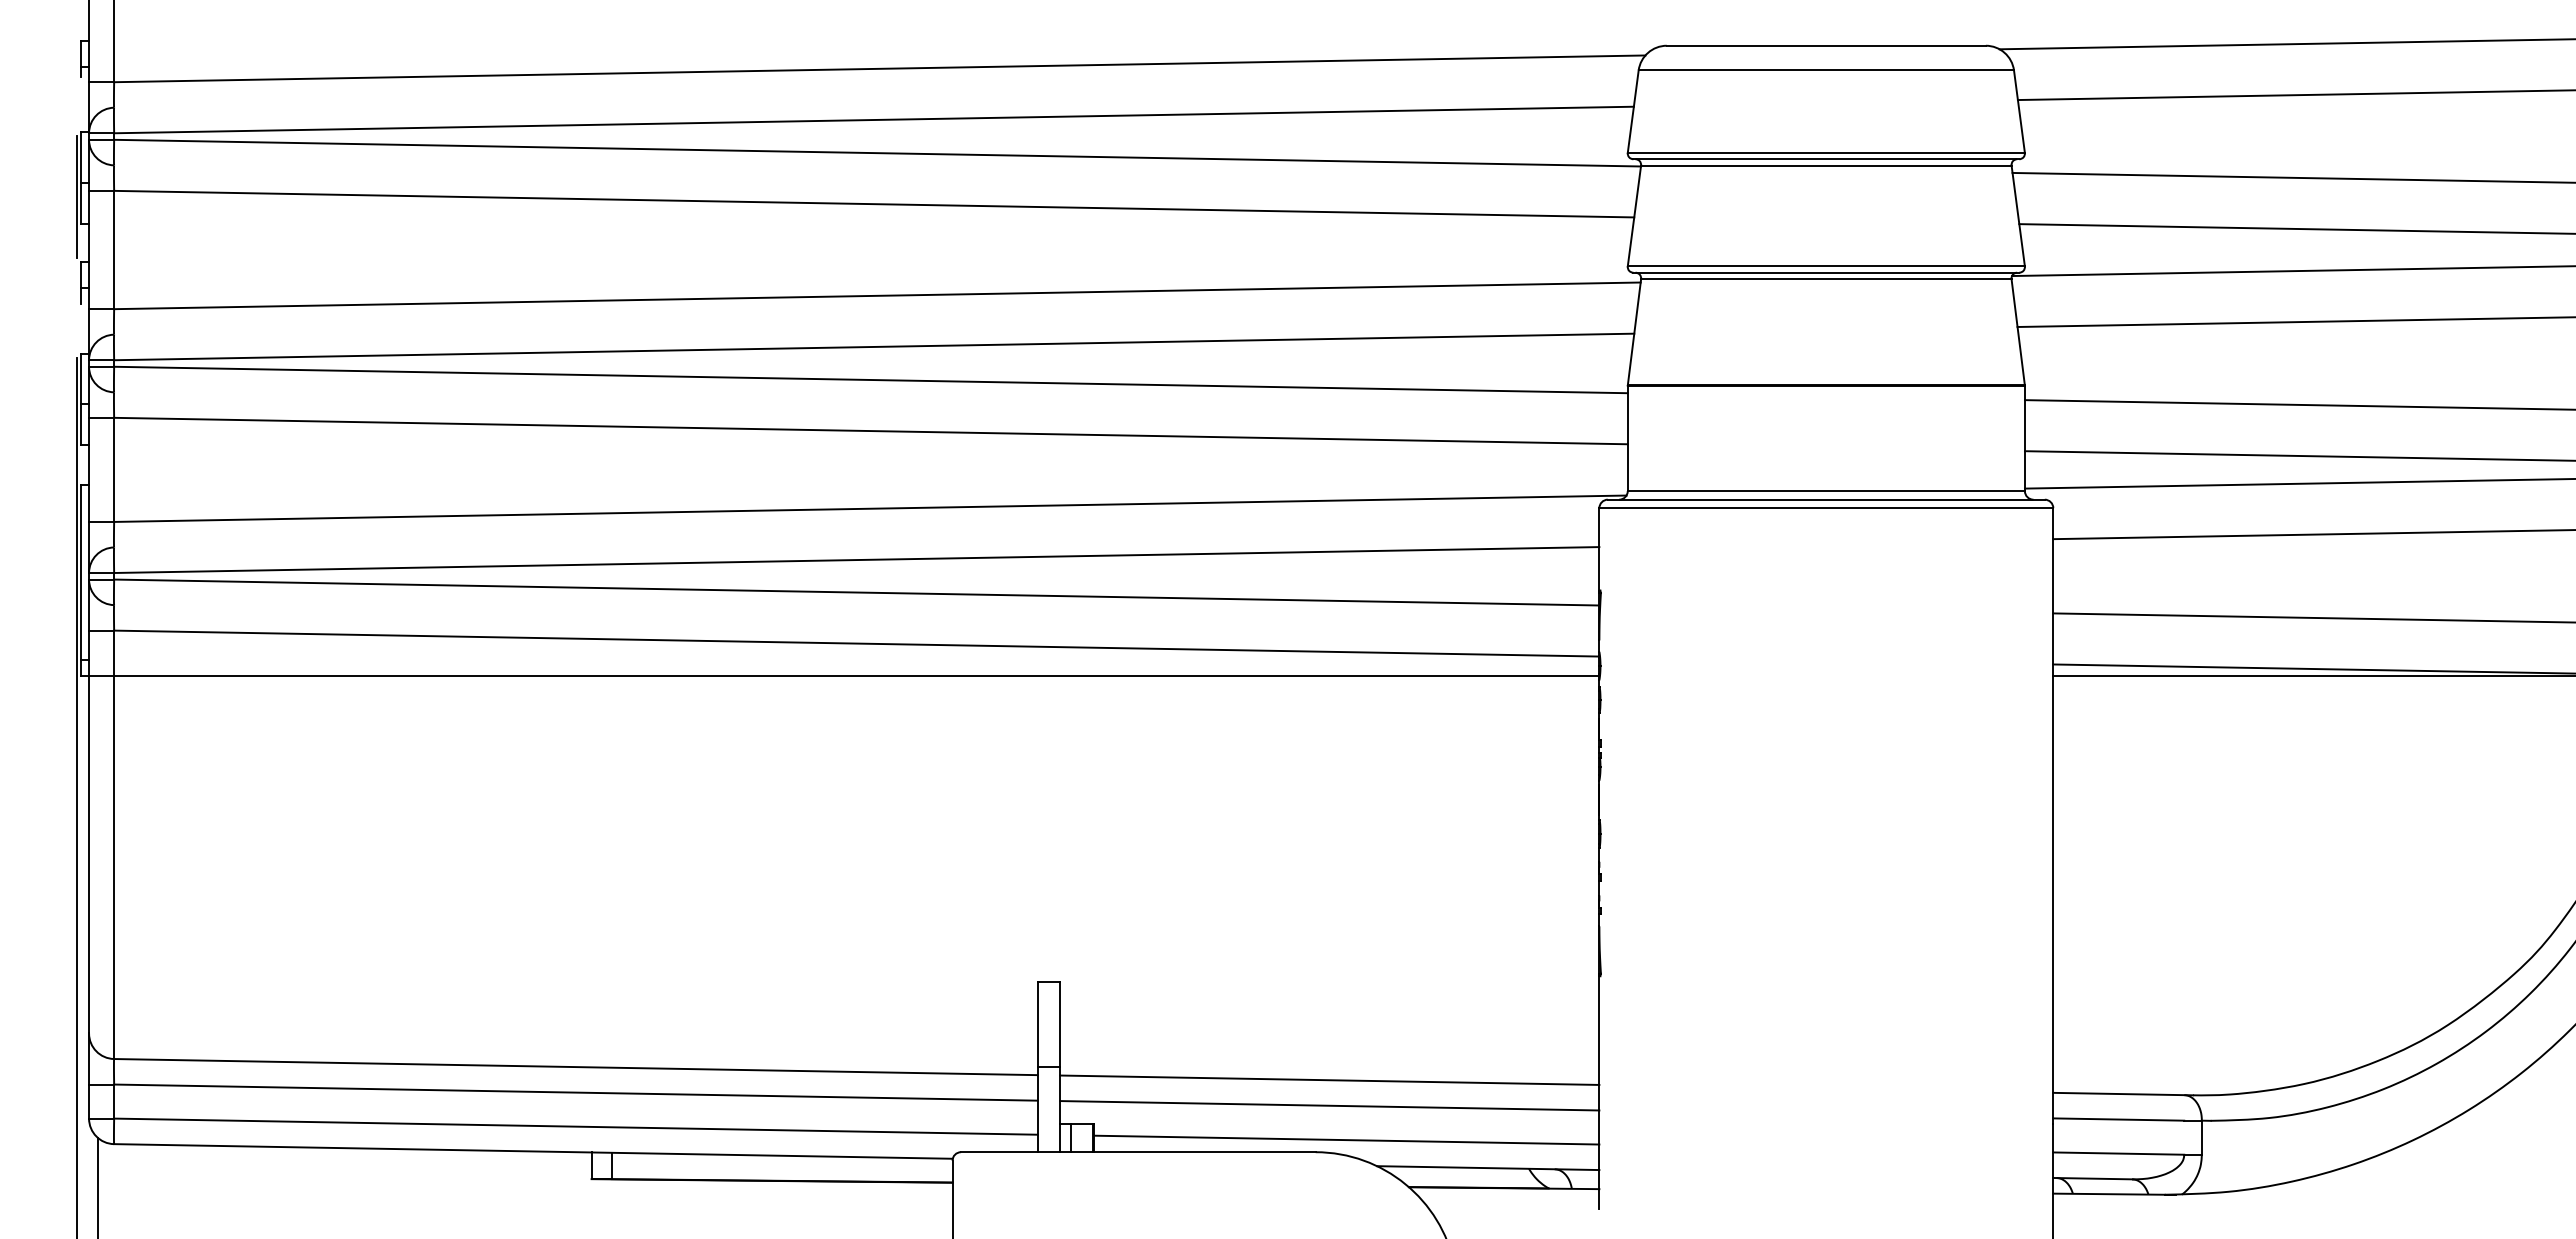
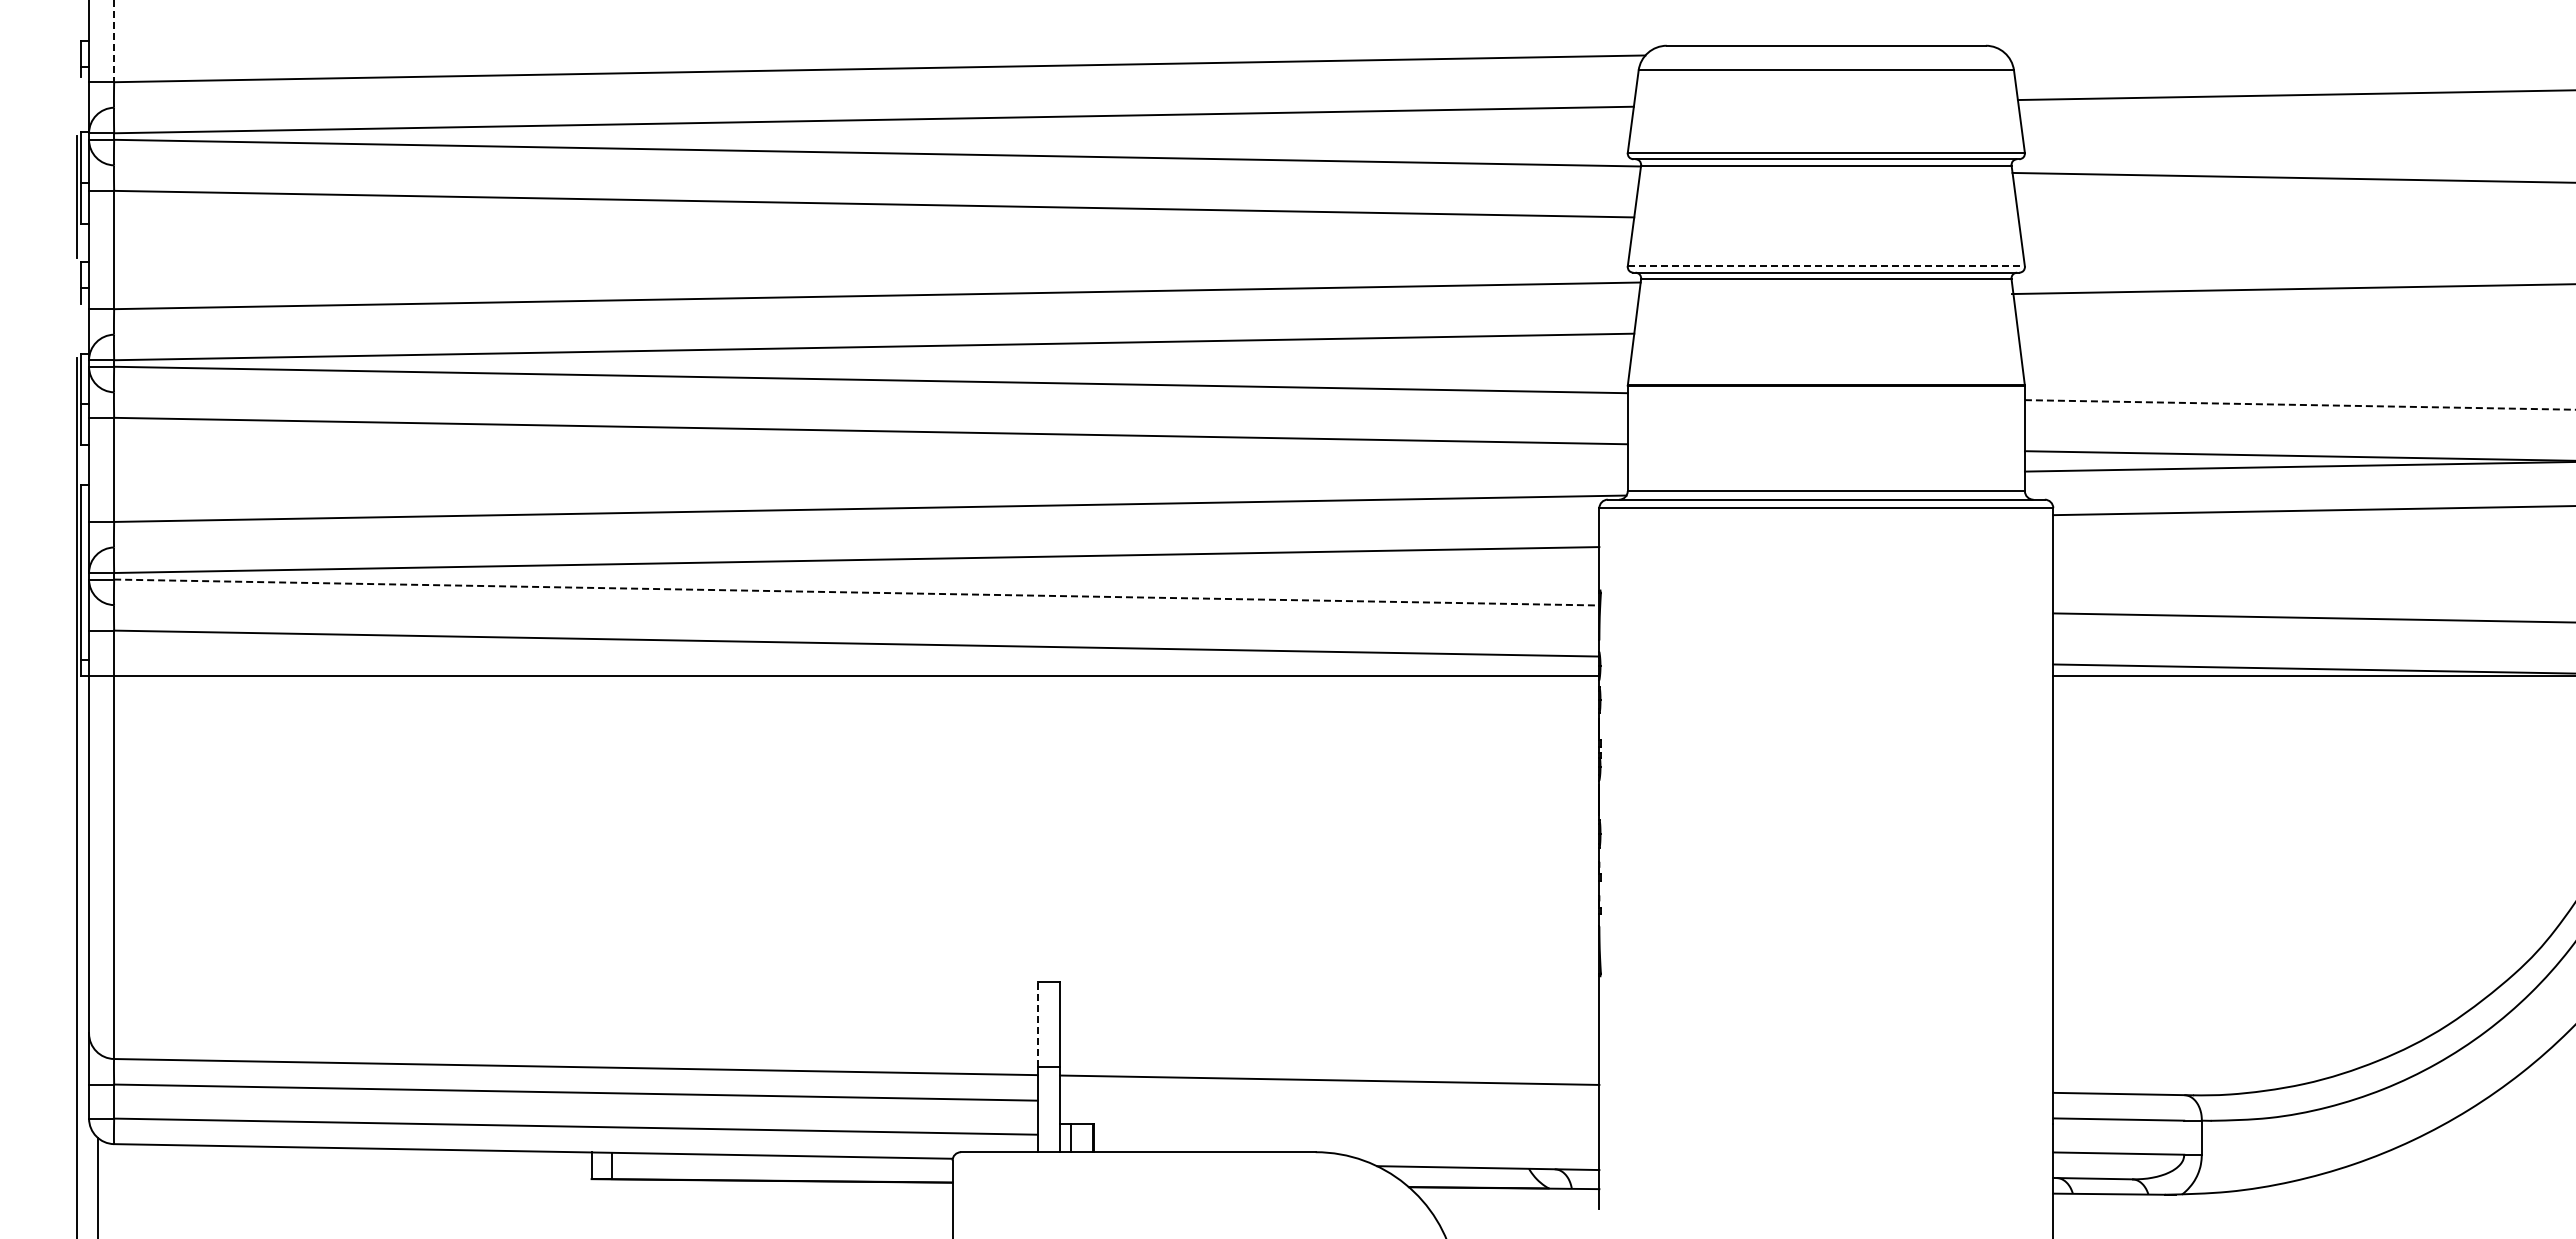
line: solid -> dashed (114, 41)
line: present -> none (2285, 44)
line: present -> none (2295, 228)
line: solid -> dashed (1826, 266)
line position: (2292, 271) -> (2292, 289) (2292, 289)
line: present -> none (2294, 322)
line: solid -> dashed (2300, 404)
line position: (2298, 483) -> (2298, 466) (2298, 466)
line position: (2312, 534) -> (2312, 510) (2312, 510)
line: solid -> dashed (856, 592)
line: solid -> dashed (1037, 1024)
line: present -> none (1329, 1105)
line: present -> none (1346, 1139)
